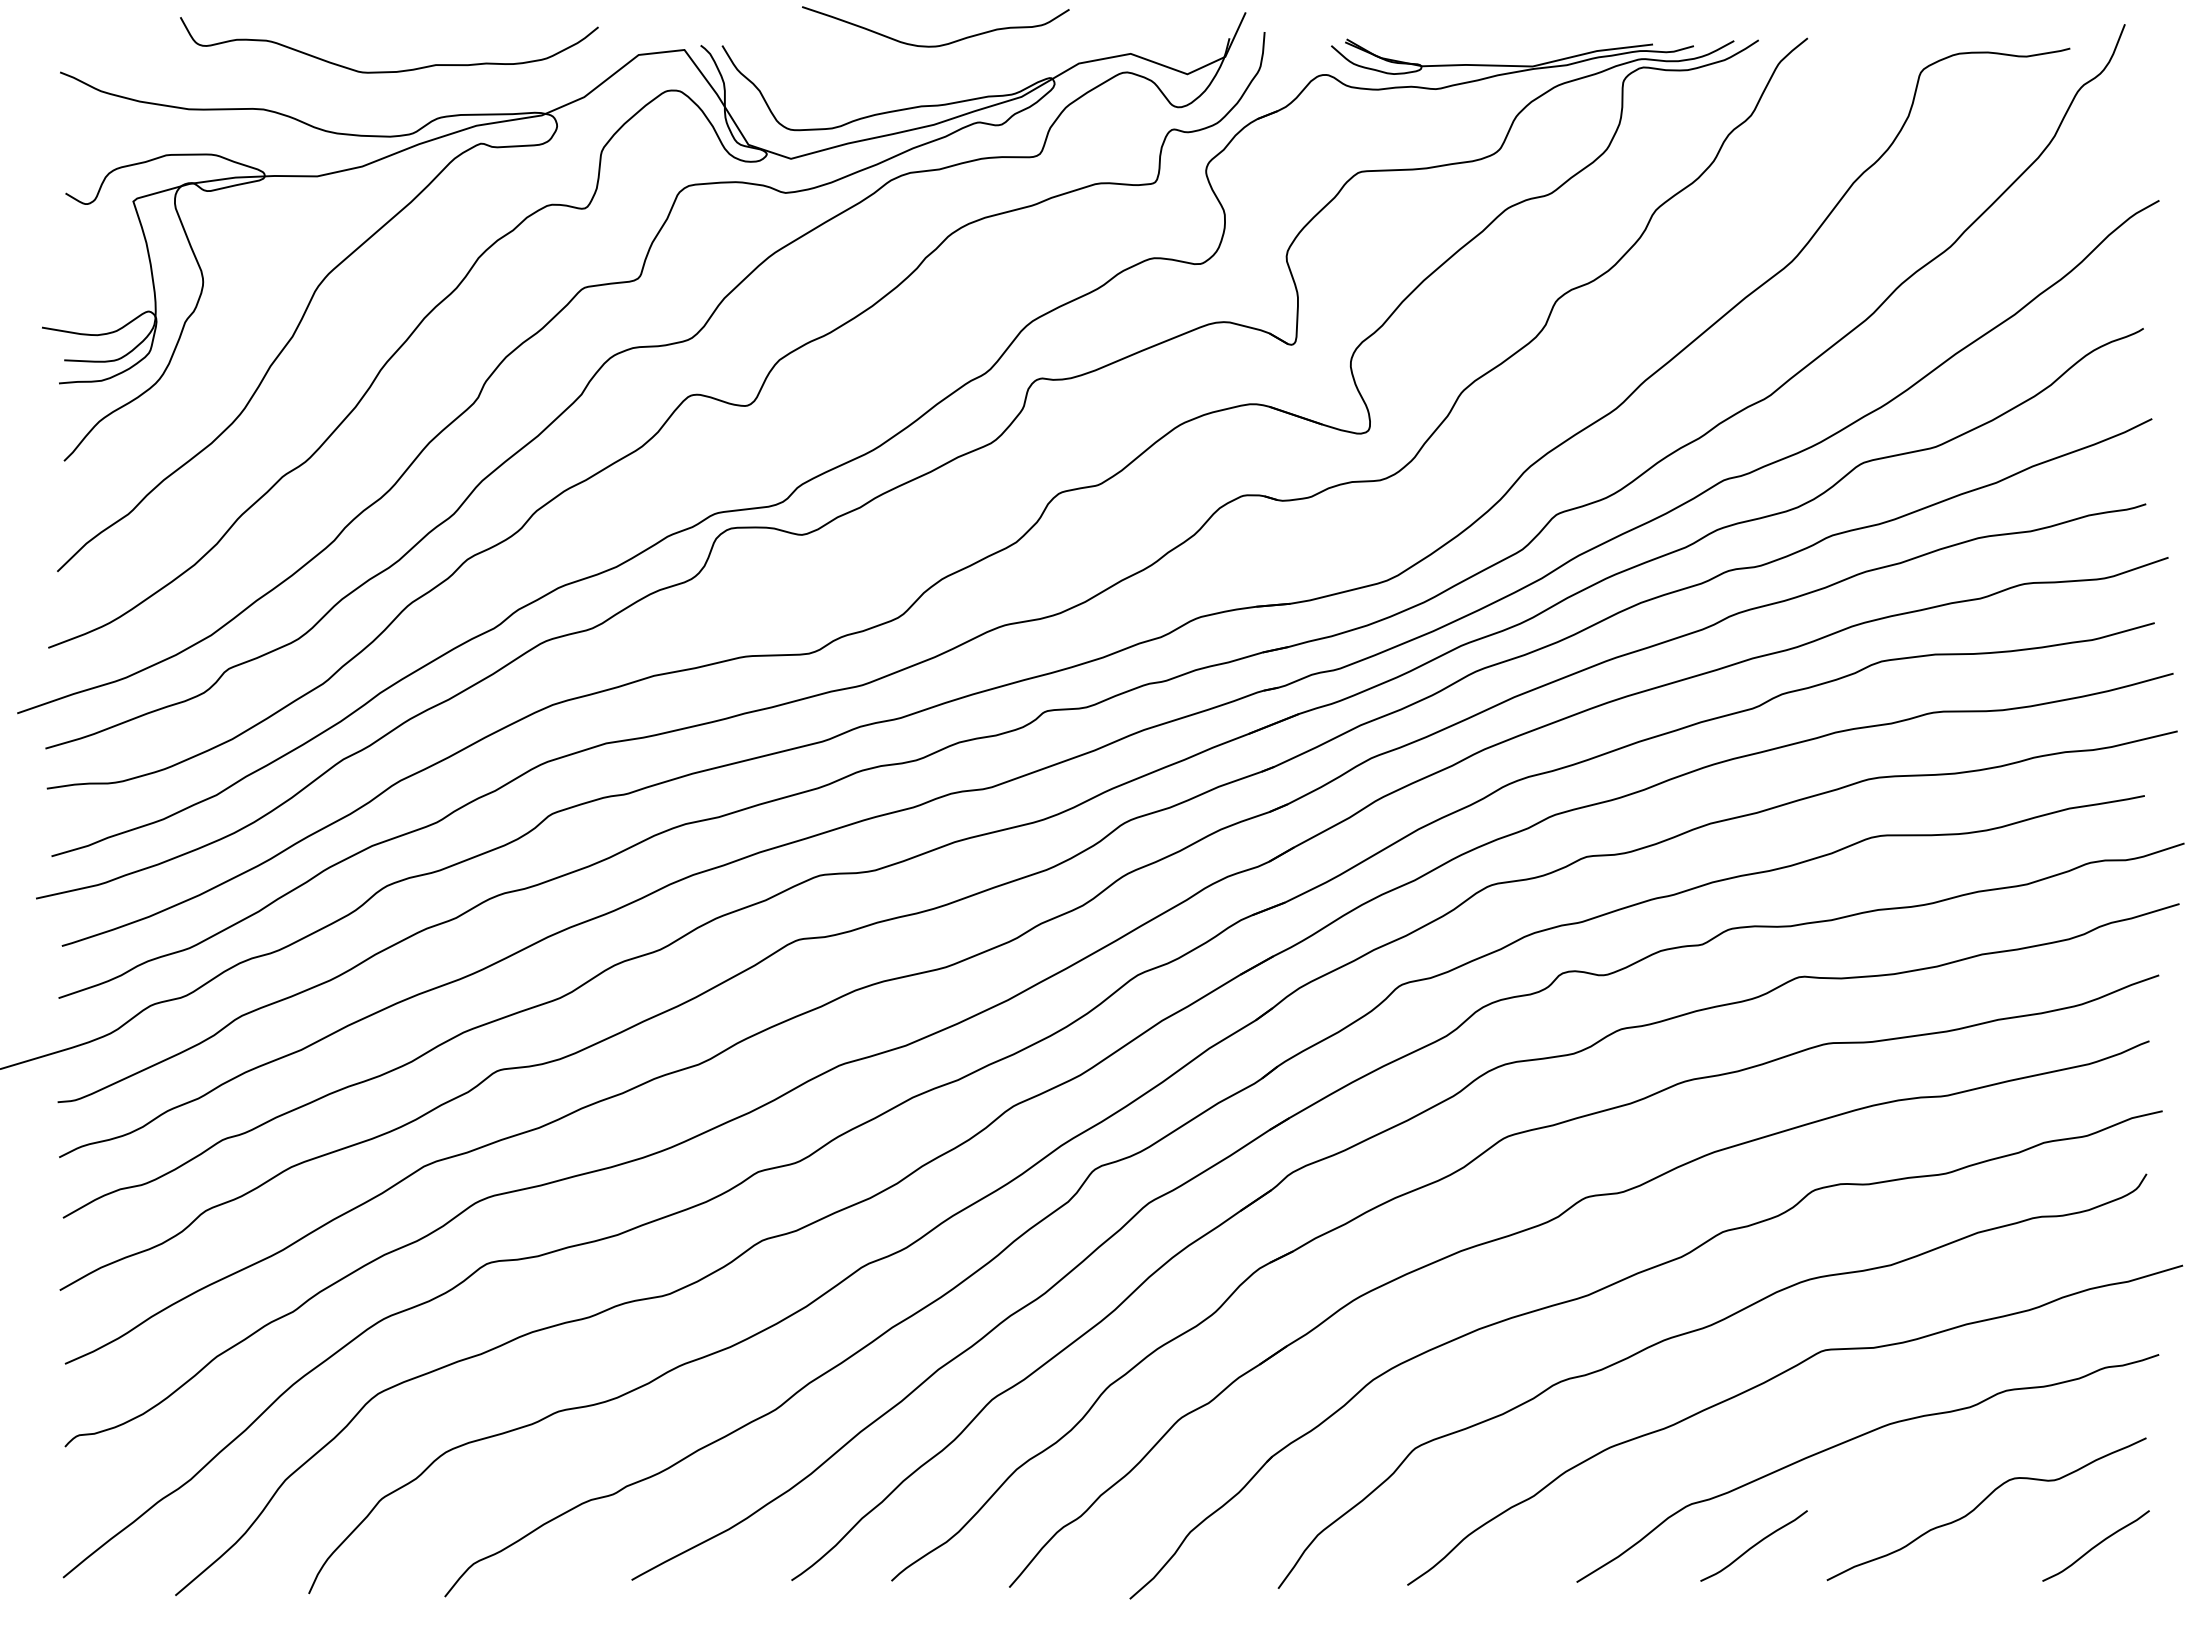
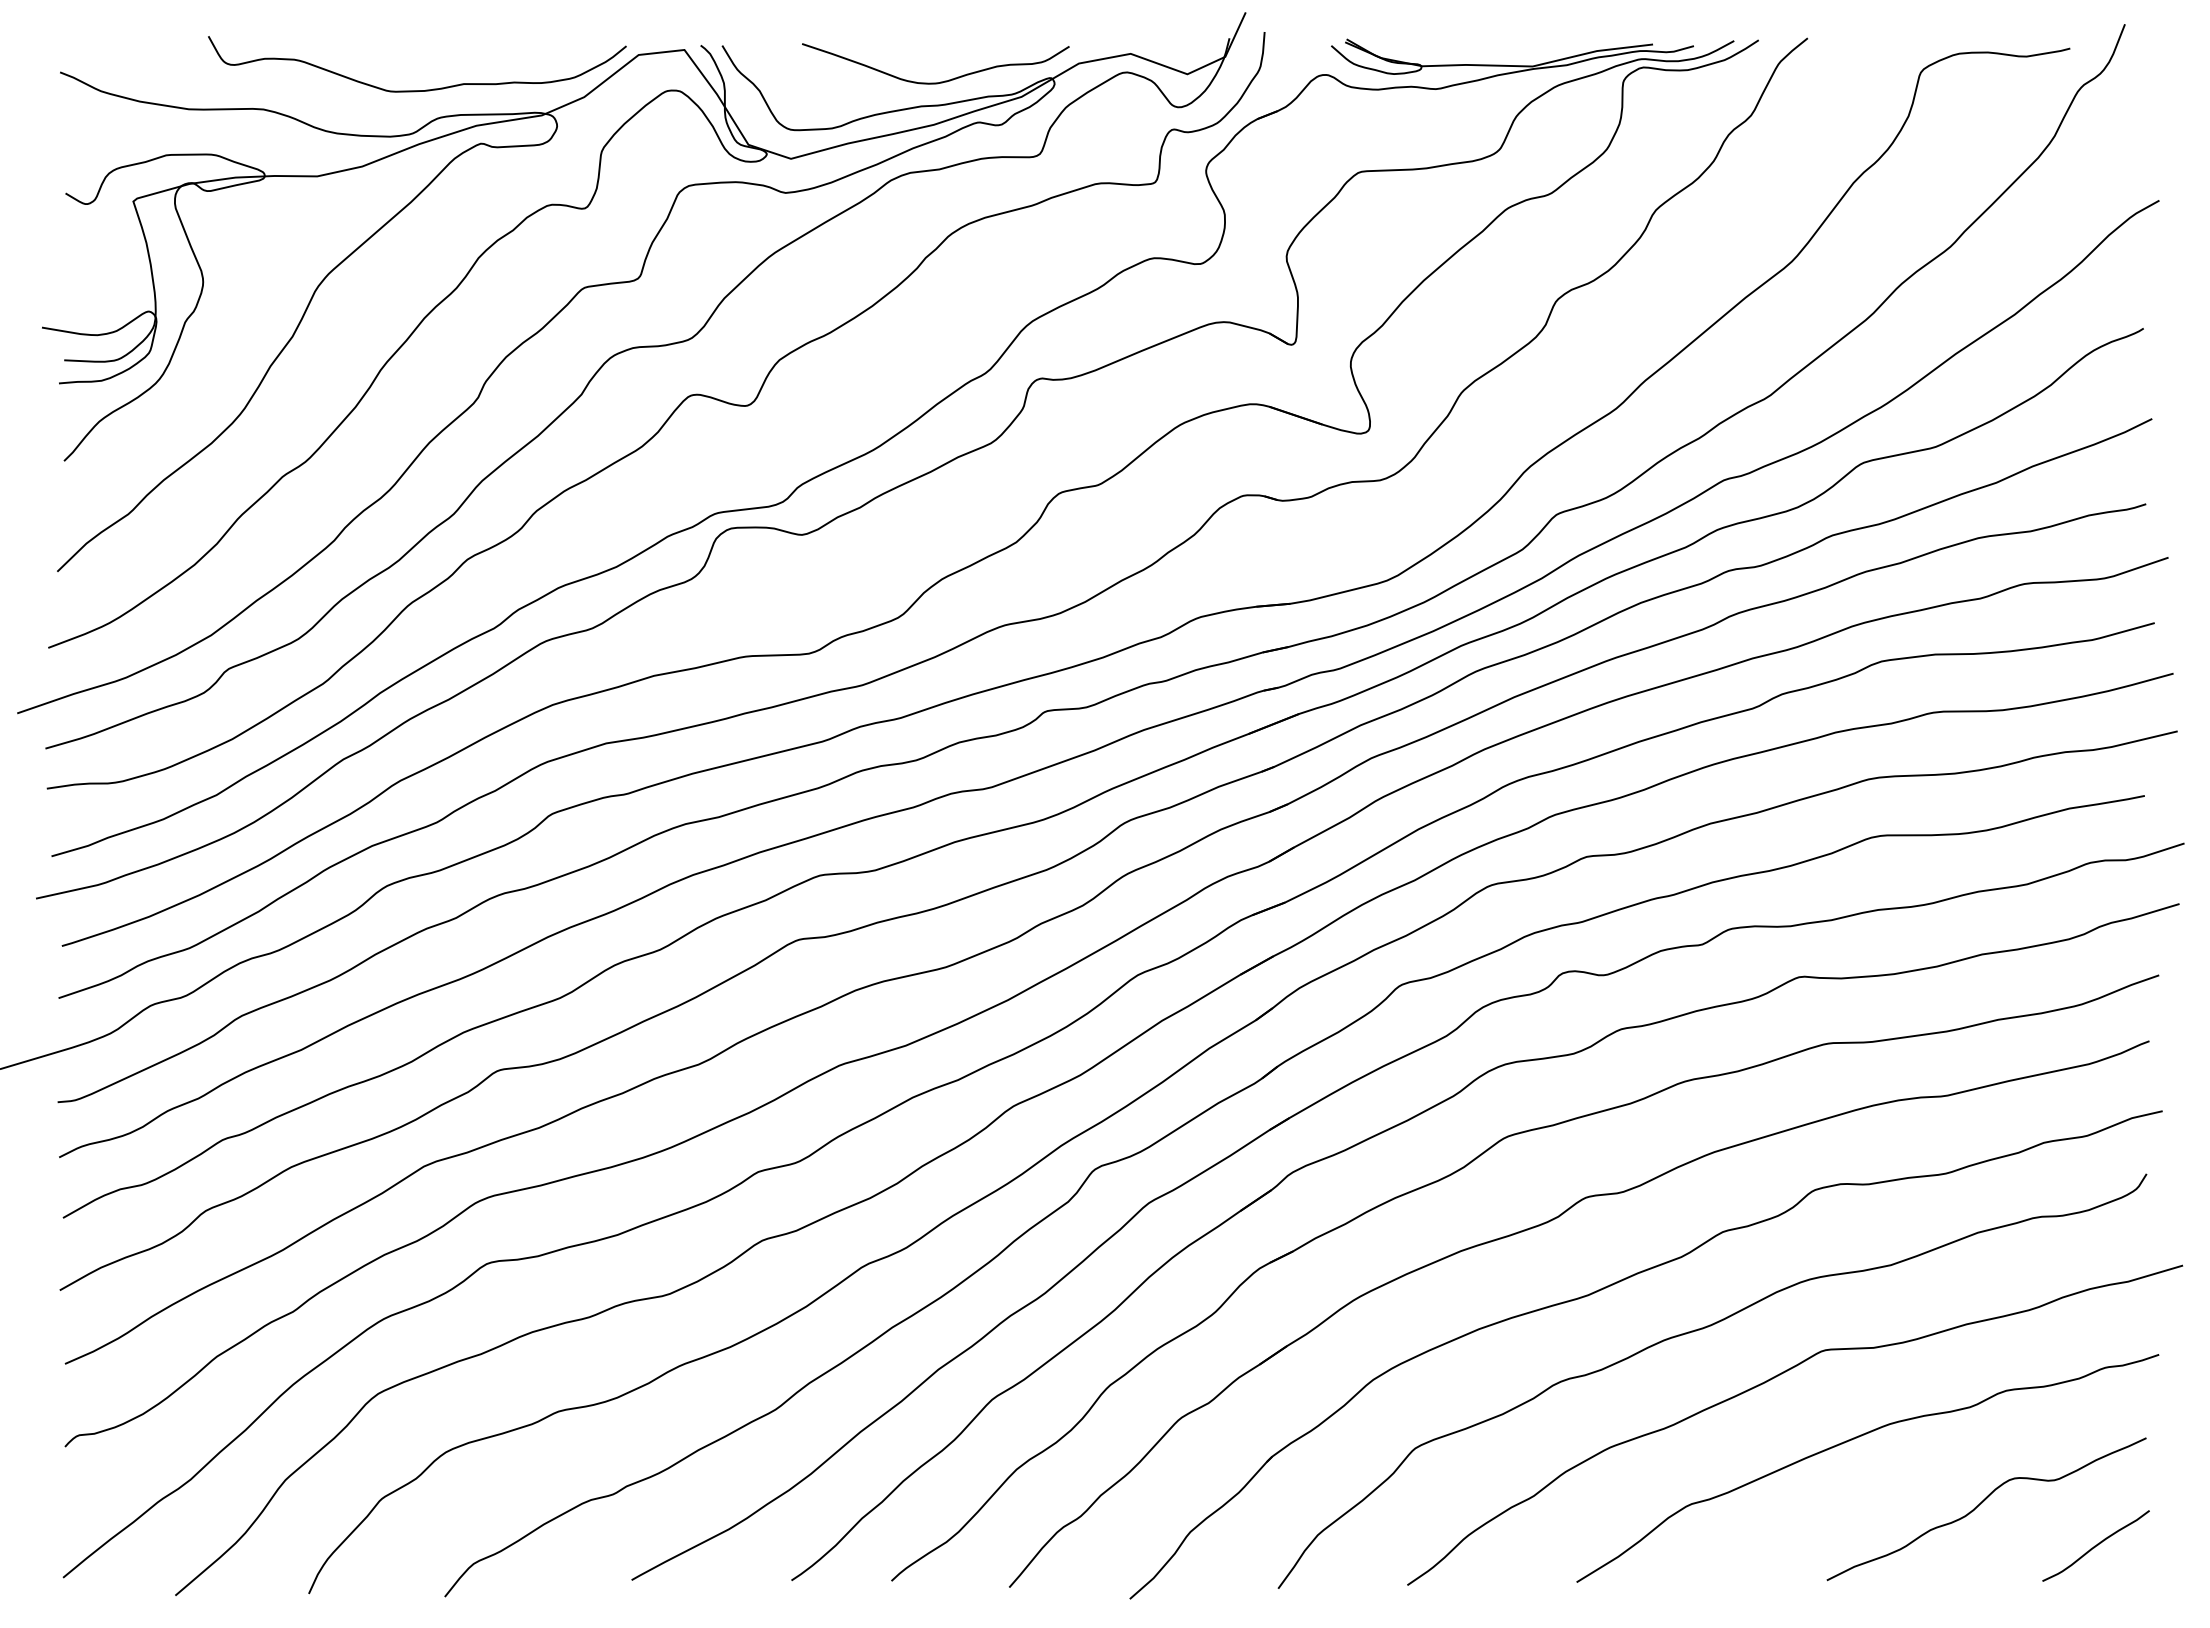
curve position: (940, 44) -> (940, 81) (940, 81)
curve position: (389, 71) -> (417, 90) (417, 90)
curve: present -> none (1753, 1545)
